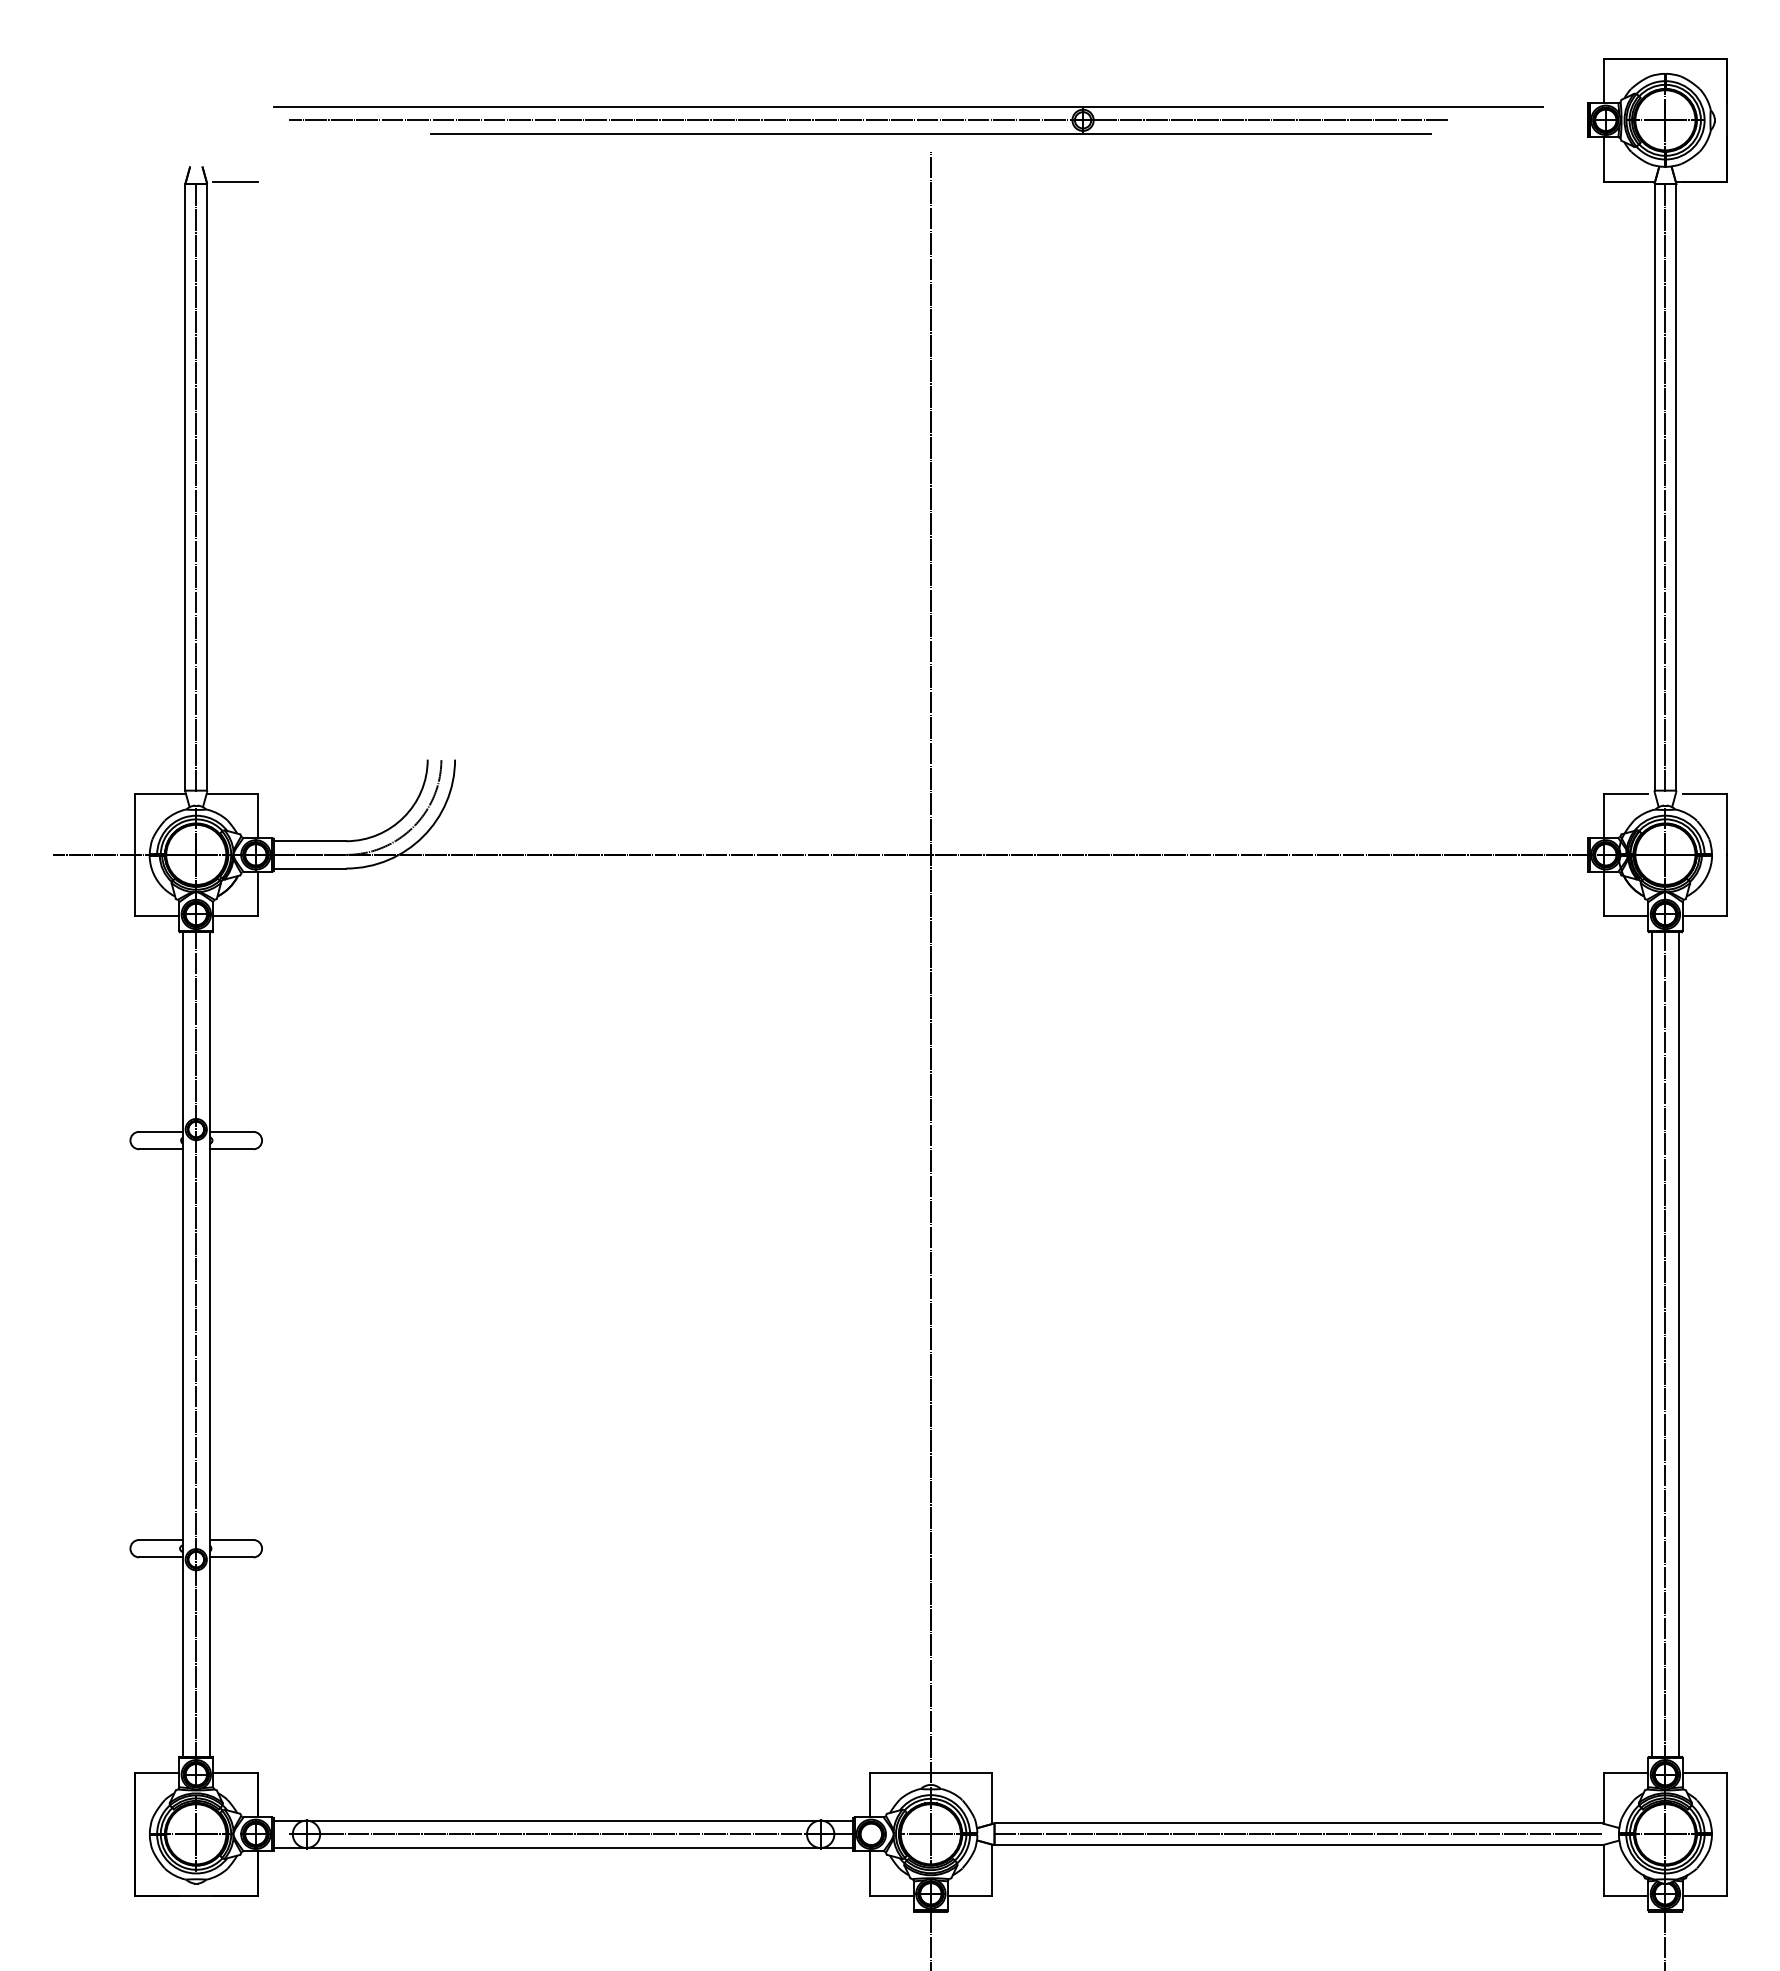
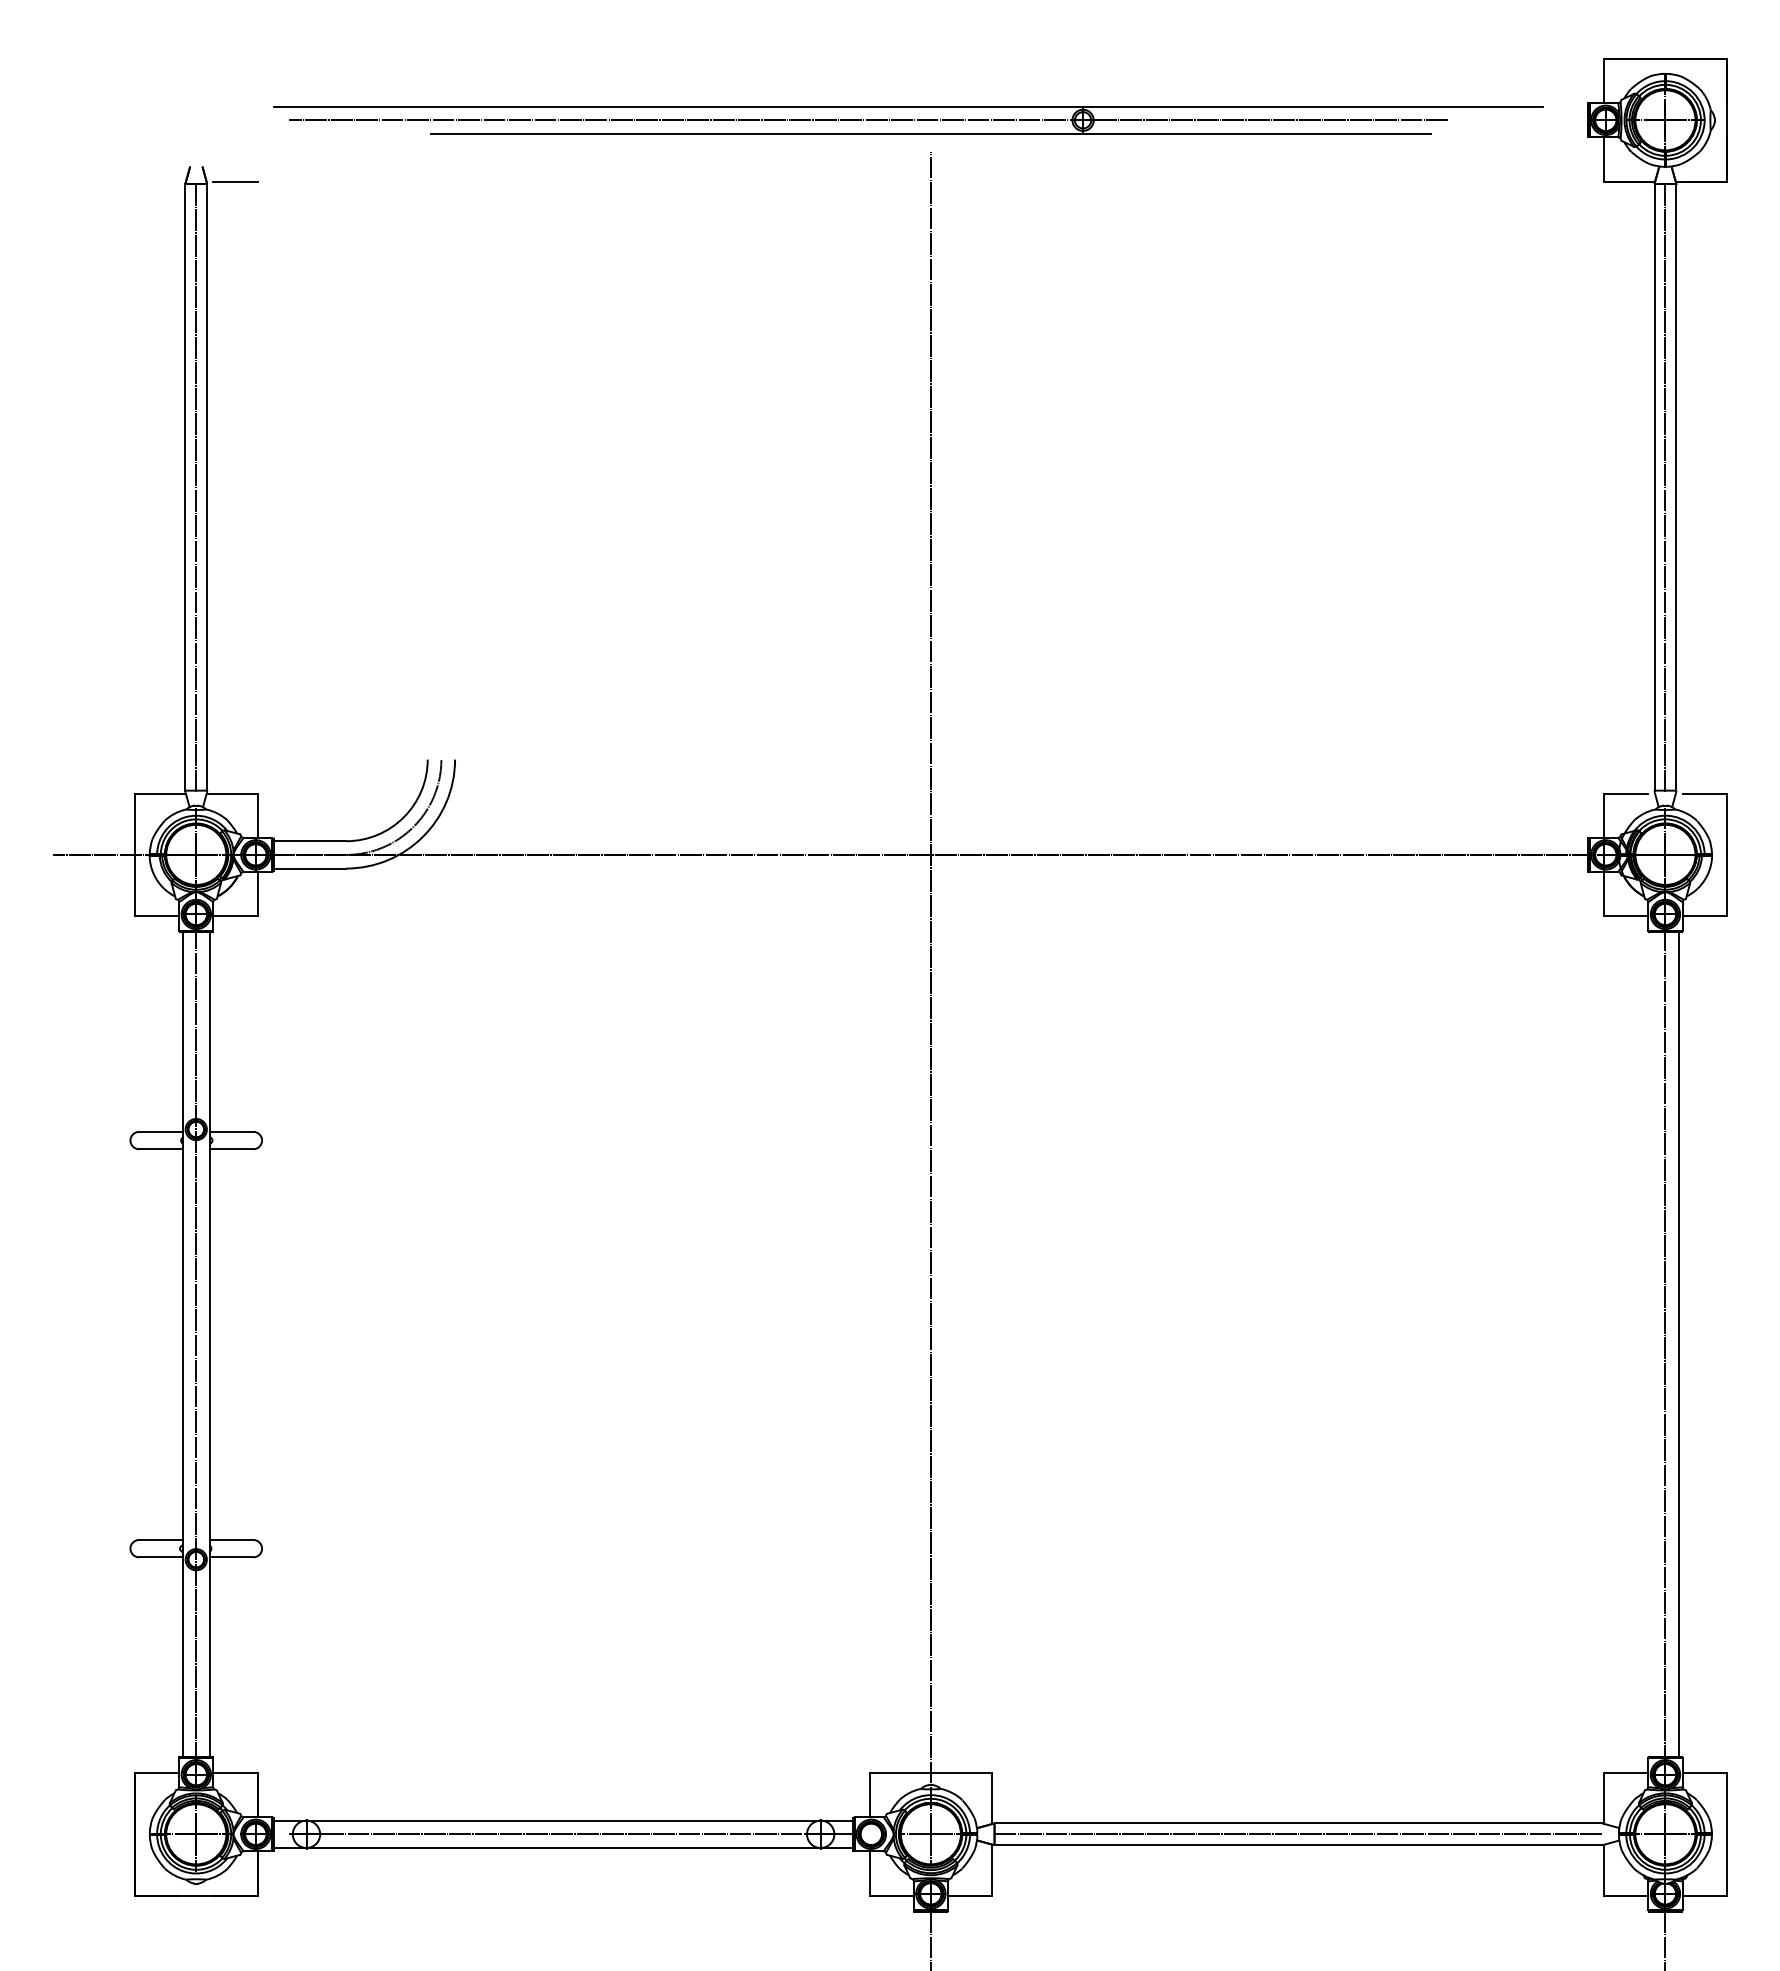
line: present -> none (1651, 1344)
